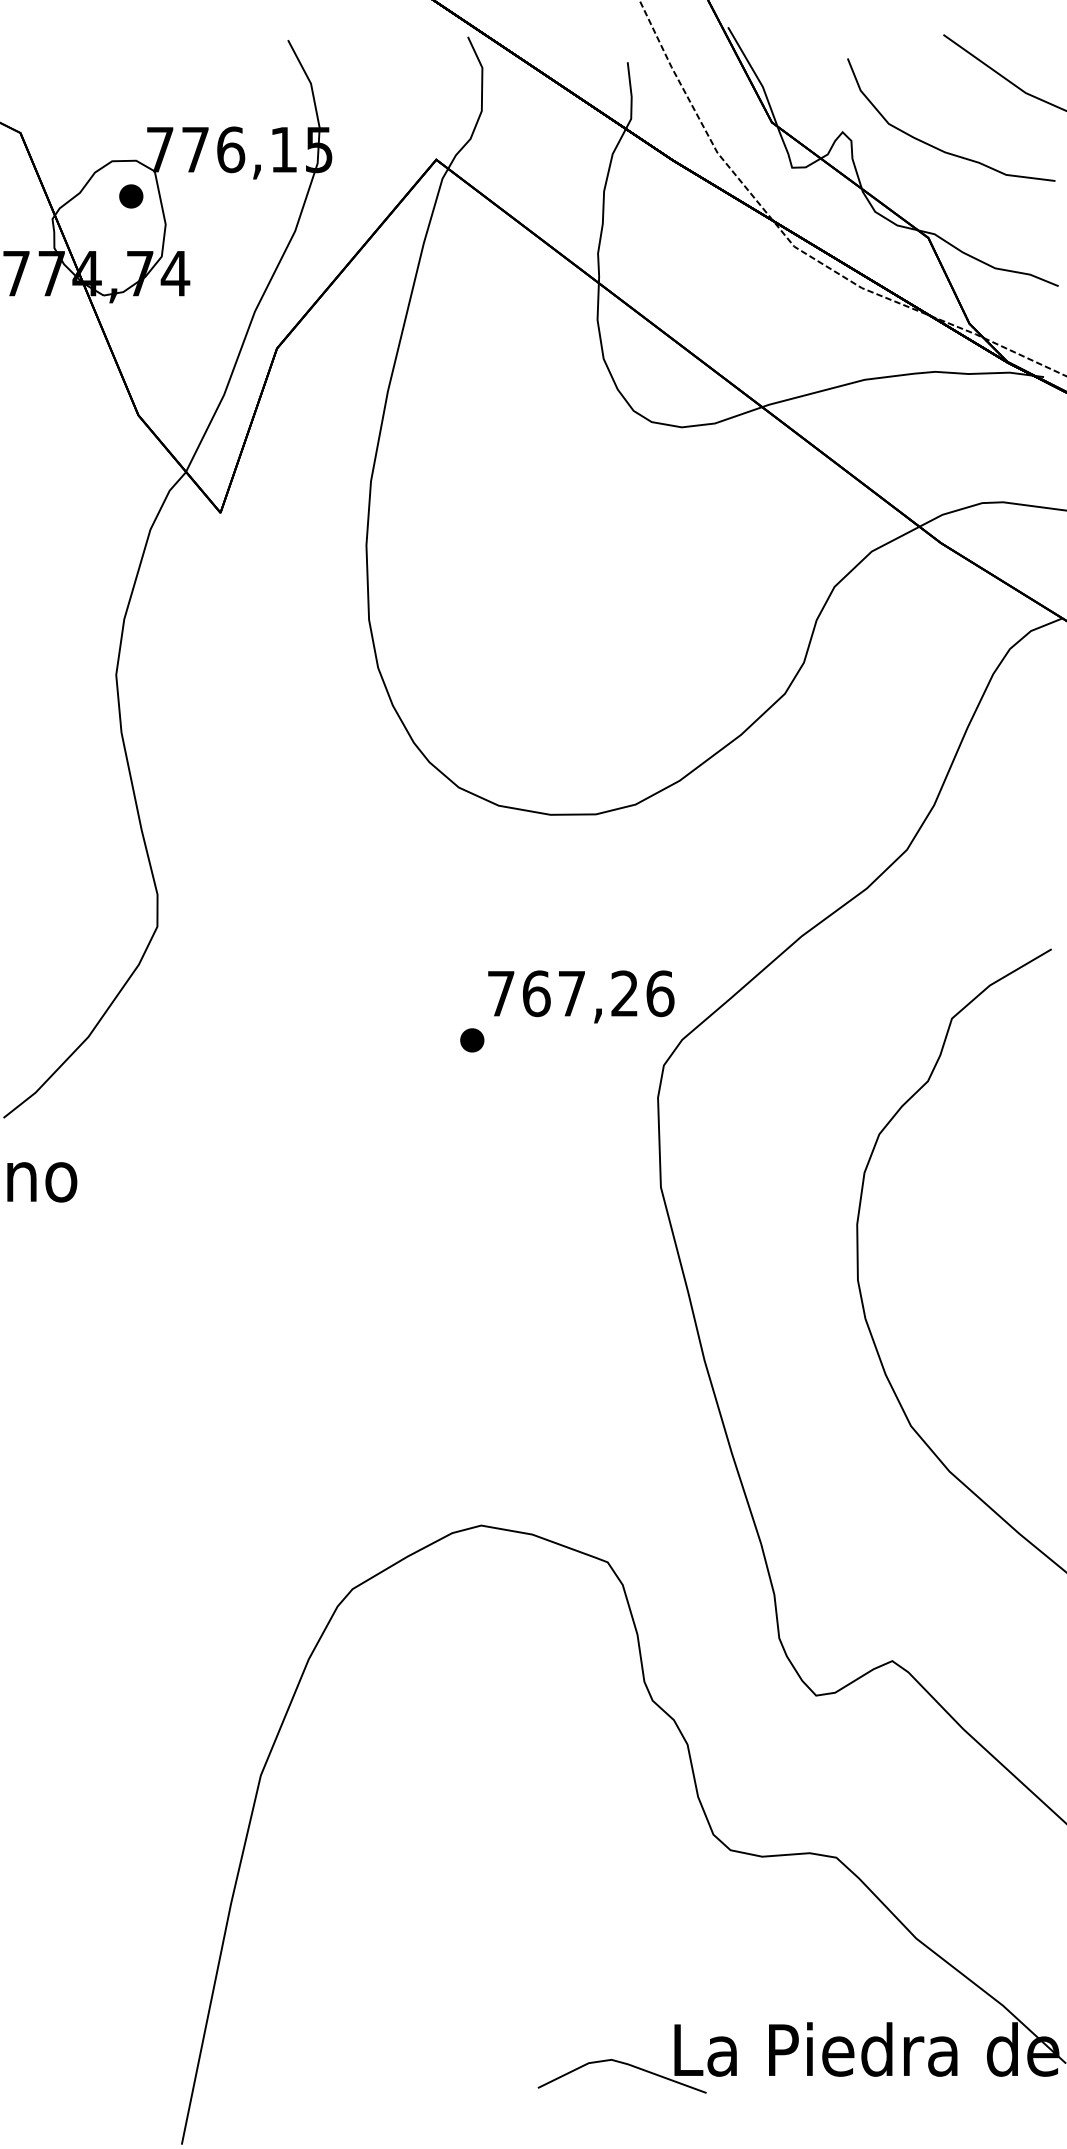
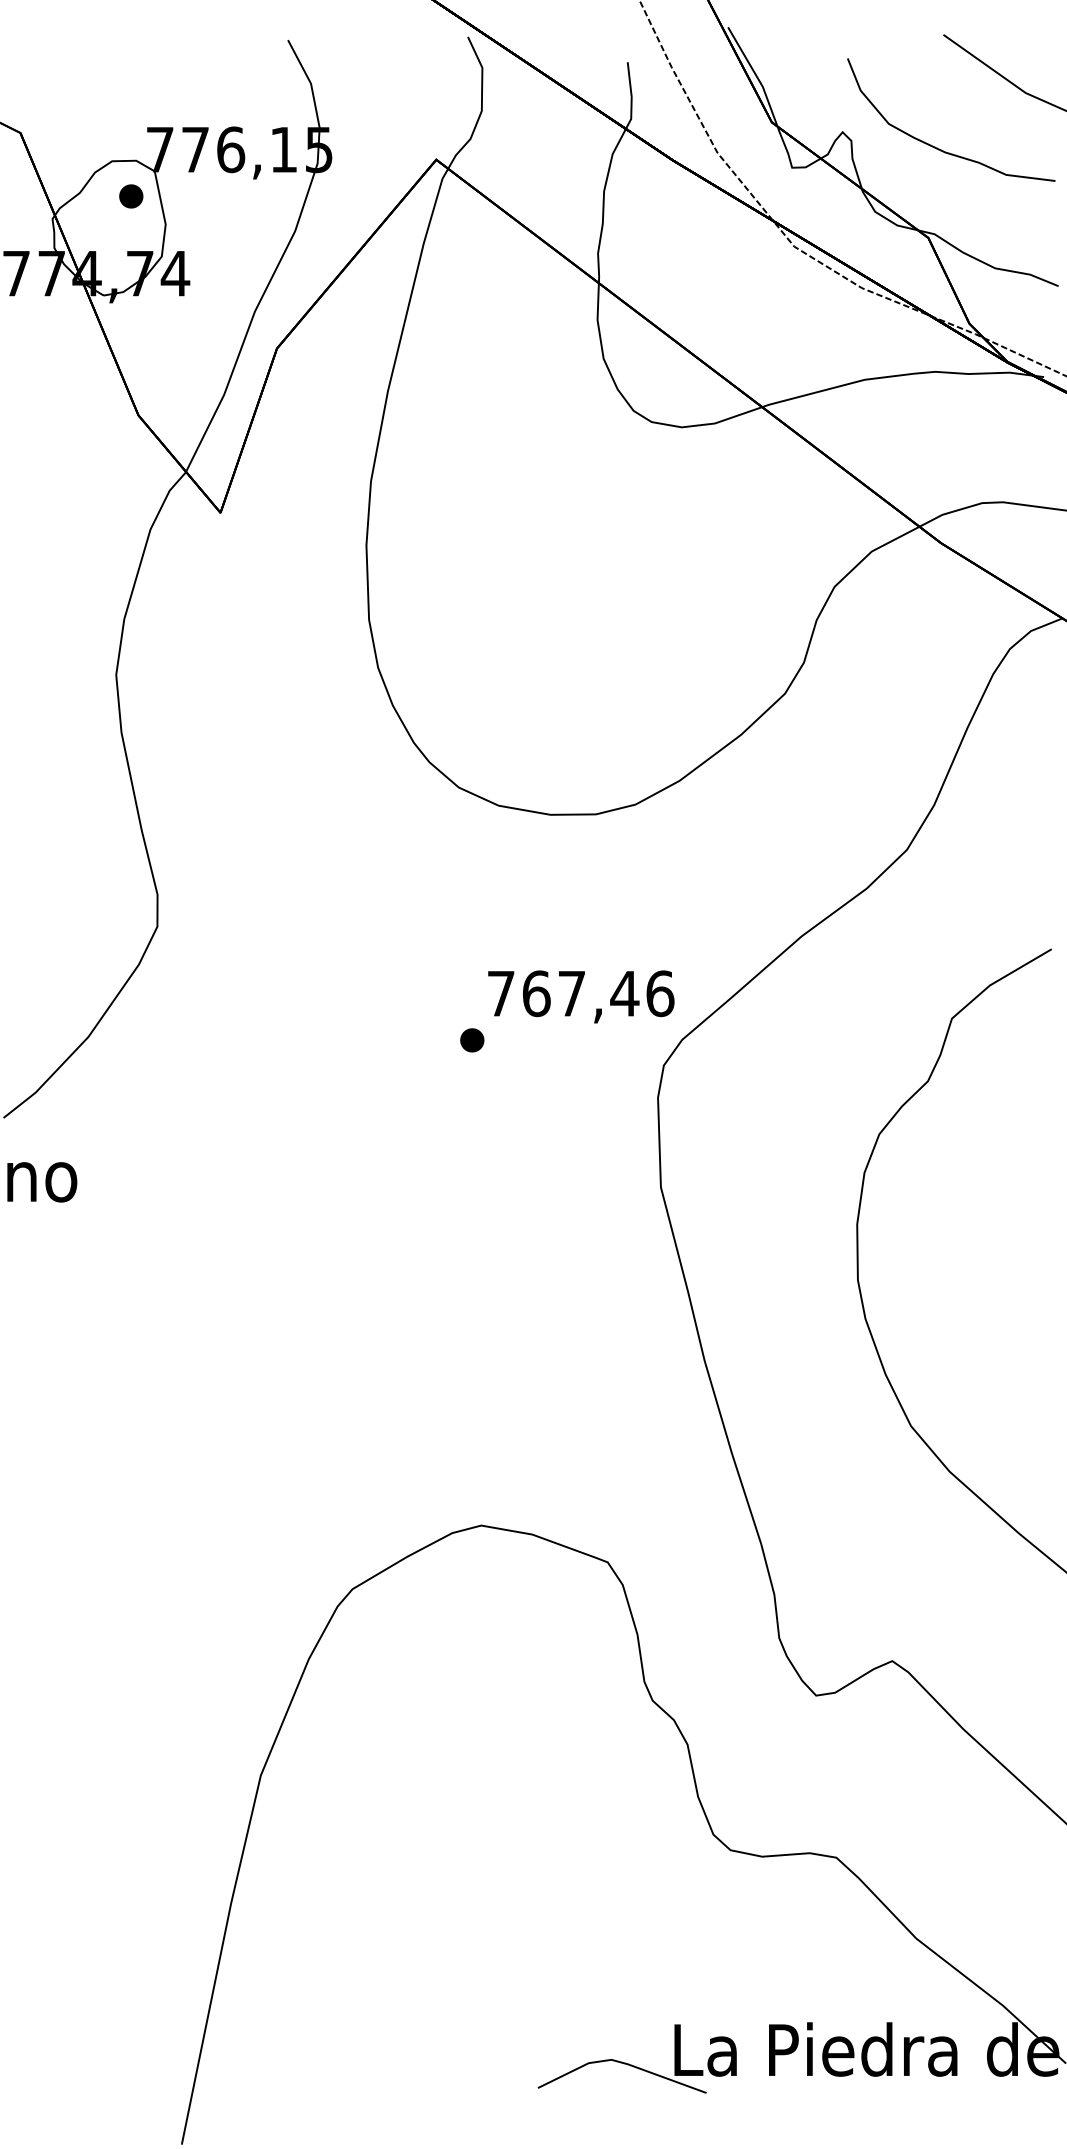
text: 767,26 -> 767,46 (624, 993)
